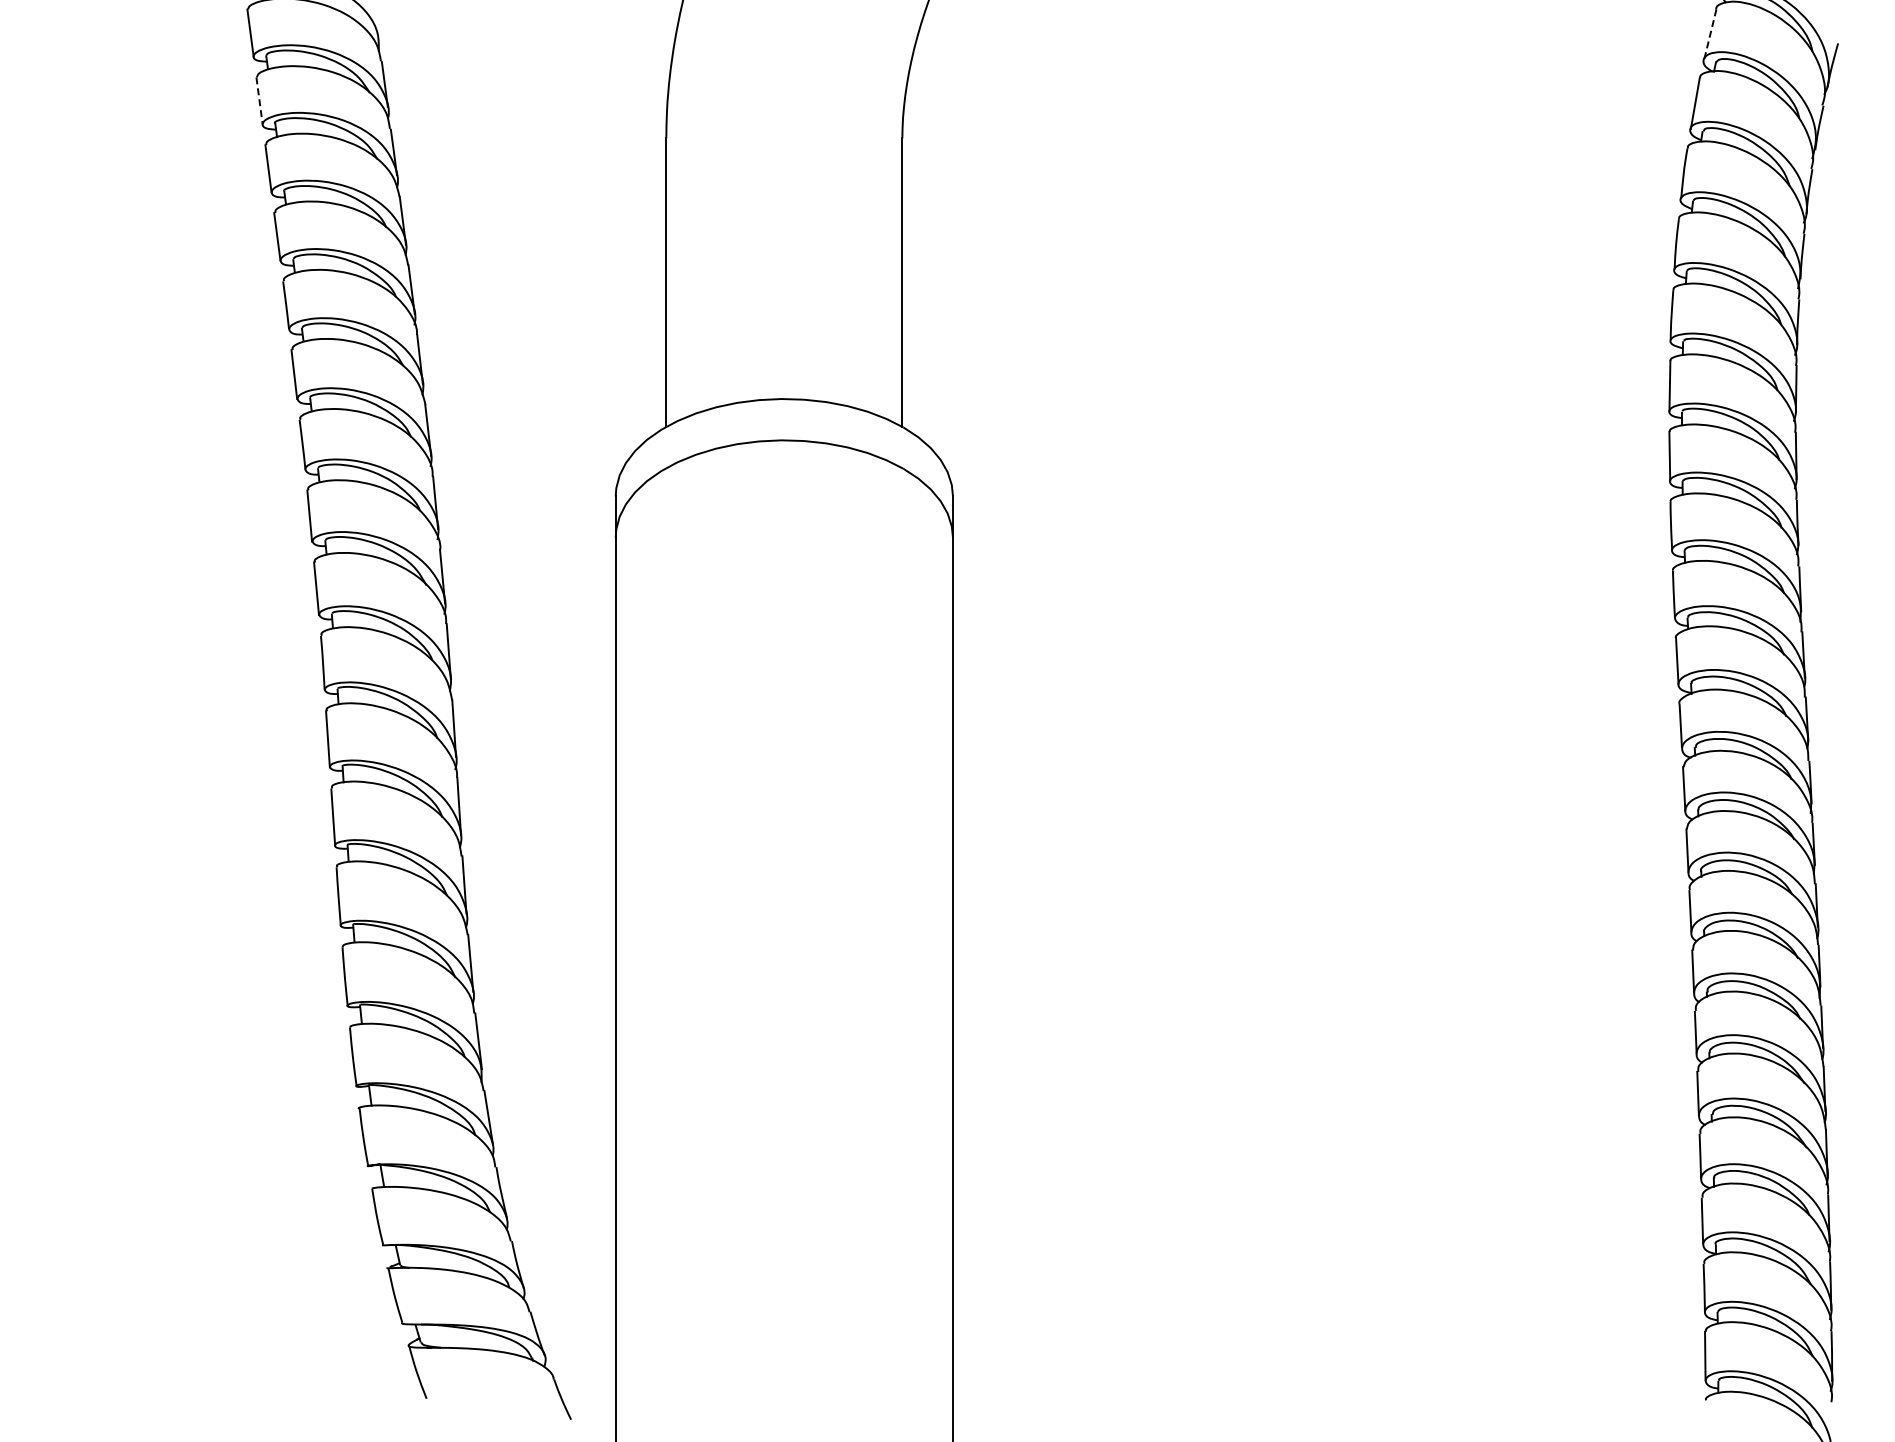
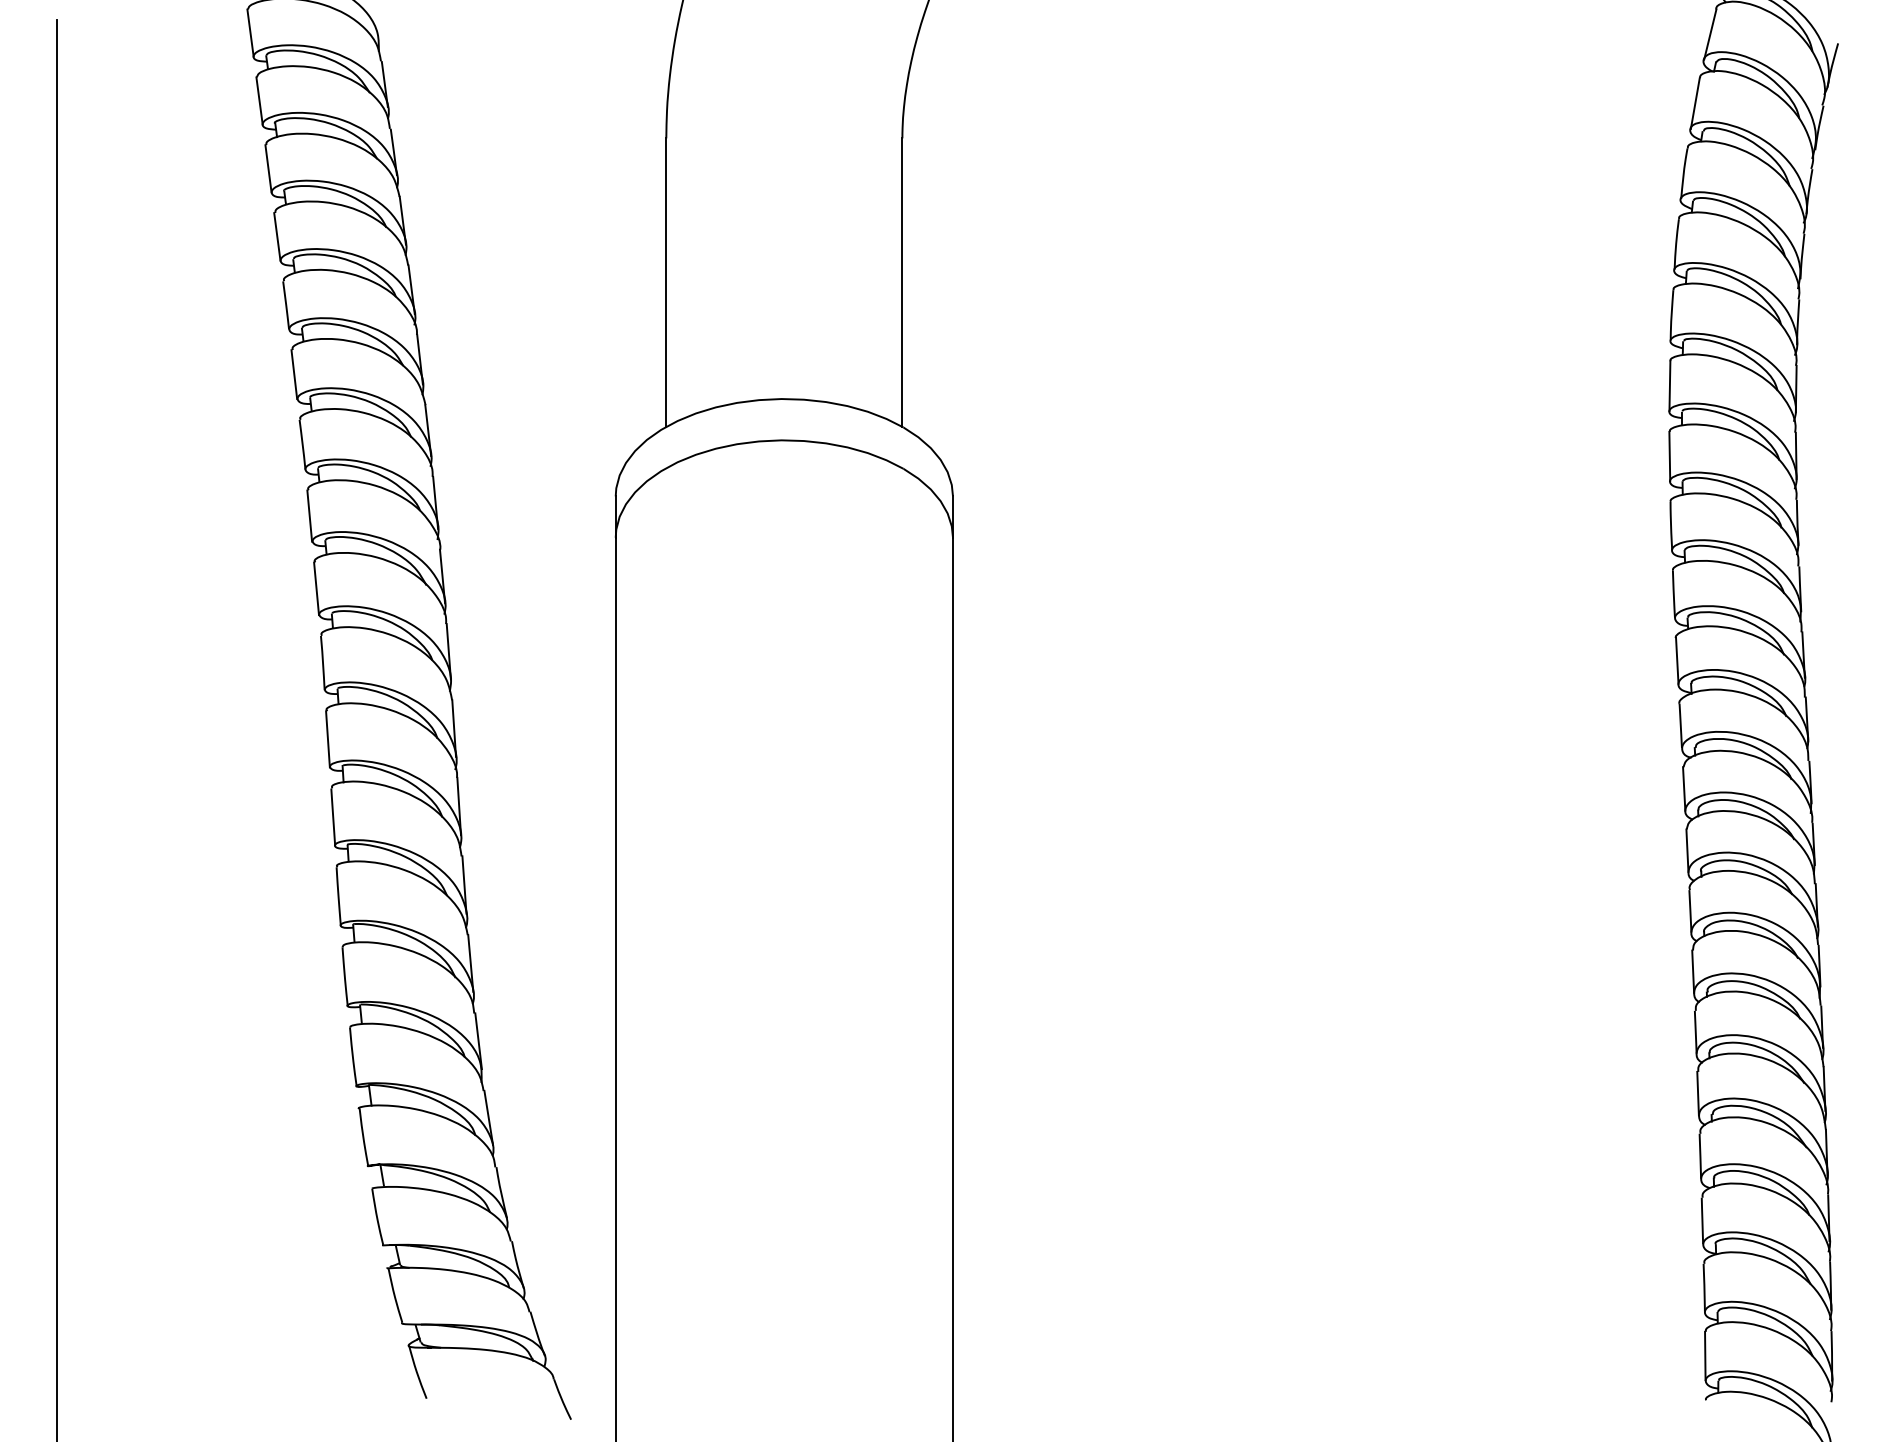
line: dashed -> solid (1710, 34)
line: dashed -> solid (259, 100)
line: none -> present (56, 729)
